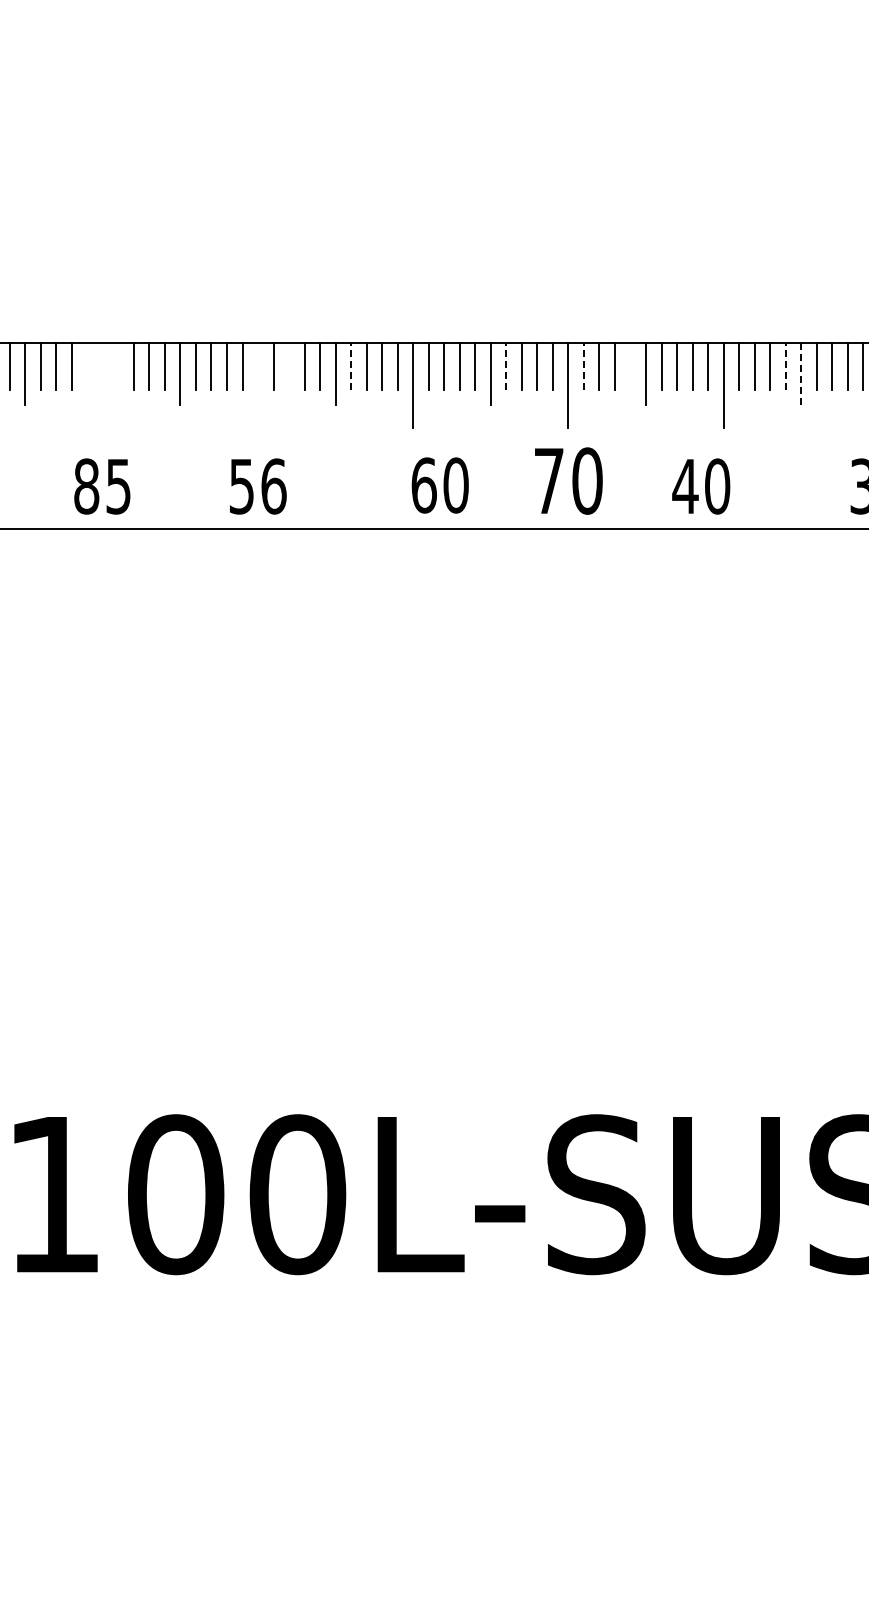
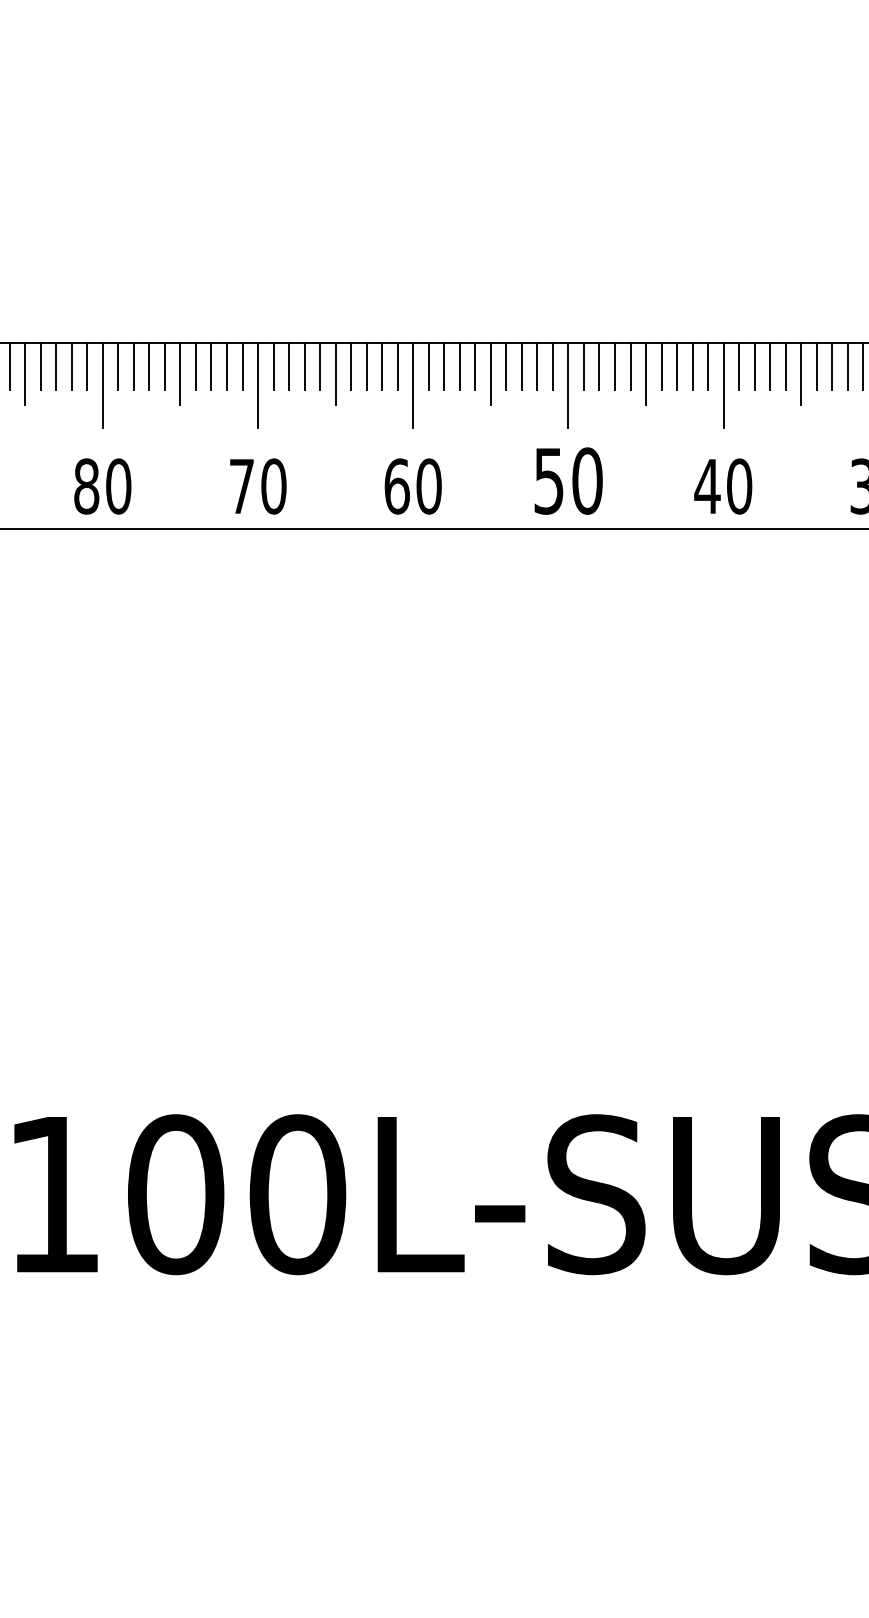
line: none -> present (87, 365)
line: none -> present (118, 365)
line: none -> present (289, 365)
line: dashed -> solid (351, 365)
line: dashed -> solid (506, 365)
line: dashed -> solid (583, 365)
line: none -> present (630, 365)
line: dashed -> solid (785, 365)
line: dashed -> solid (801, 373)
line: none -> present (102, 385)
line: none -> present (258, 385)
text: 70 -> 50 (548, 481)
text position: (439, 485) -> (412, 486) (412, 486)
text: 85 -> 80 (118, 486)
text: 56 -> 70 (258, 486)
text position: (701, 486) -> (723, 486) (723, 486)
